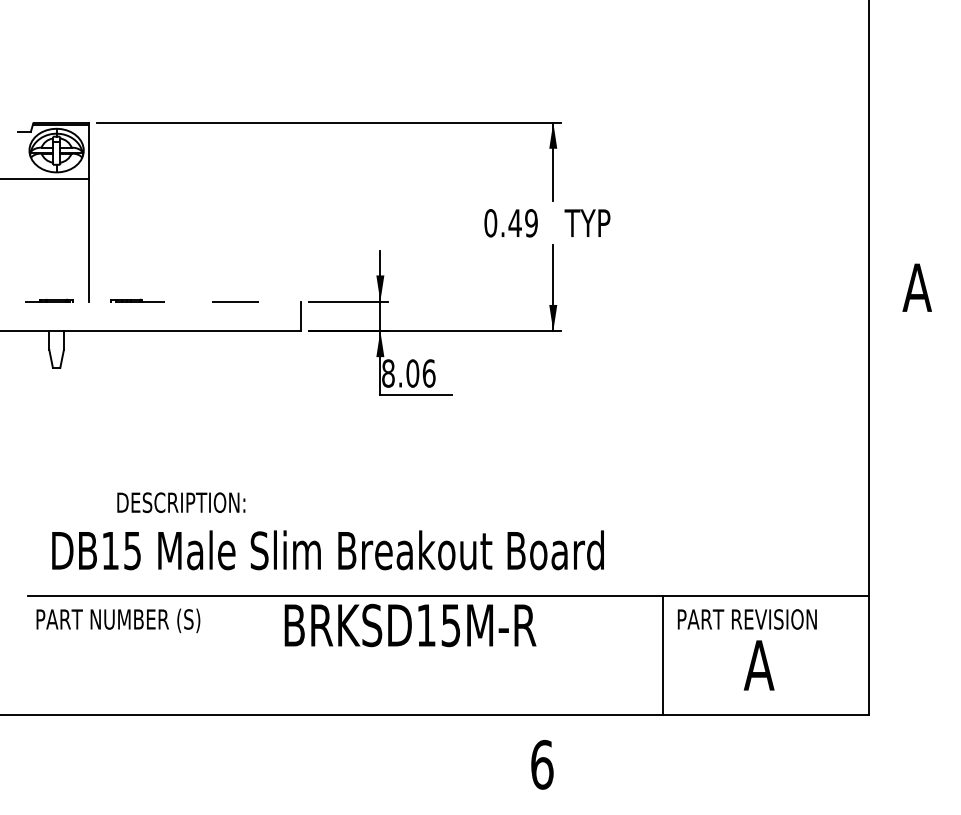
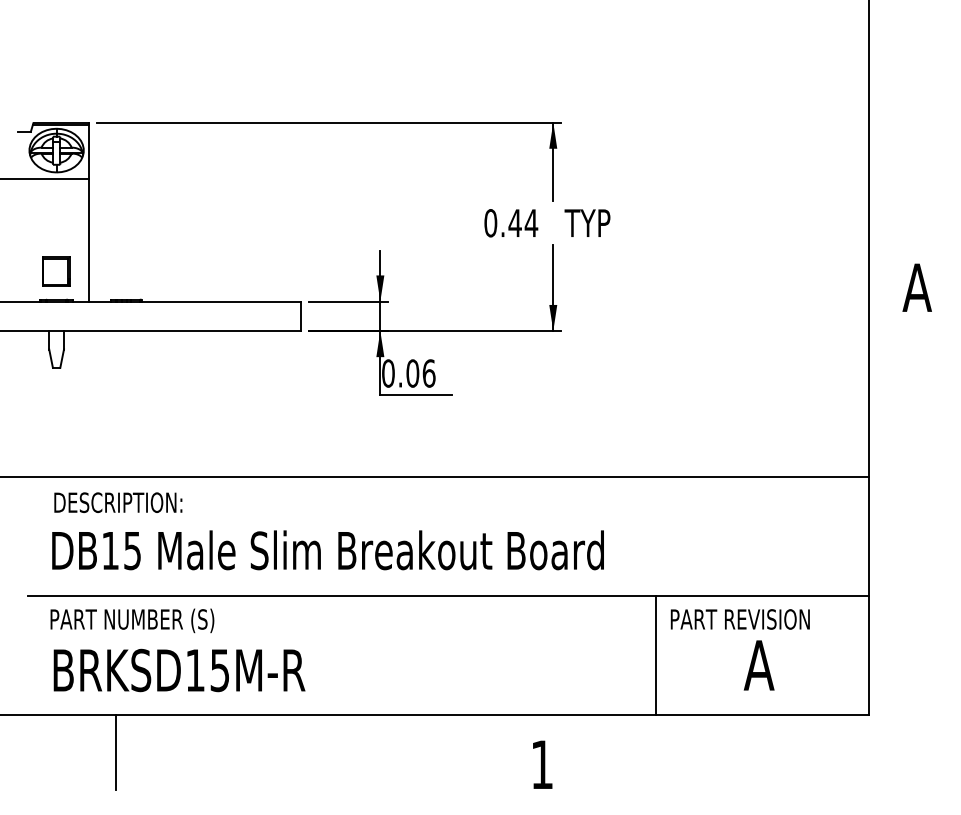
text: 0.49 -> 0.44 (531, 223)
part: none -> present (56, 271)
line: dashed -> solid (151, 301)
text: 8.06 -> 0.06 (388, 373)
line: none -> present (435, 477)
text position: (181, 502) -> (118, 502) (118, 502)
text position: (746, 619) -> (739, 619) (739, 619)
text position: (118, 620) -> (132, 620) (132, 620)
text position: (410, 625) -> (179, 670) (179, 670)
line position: (662, 655) -> (655, 655) (655, 655)
line: none -> present (116, 752)
text: 6 -> 1 (542, 764)
